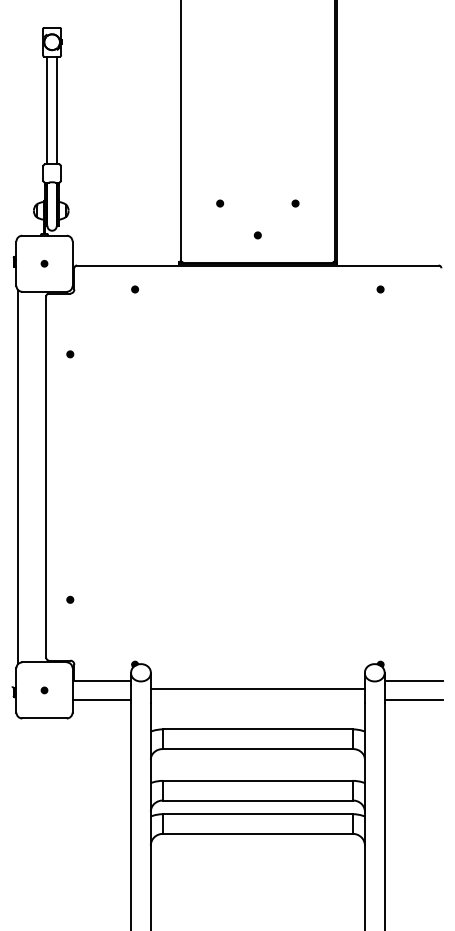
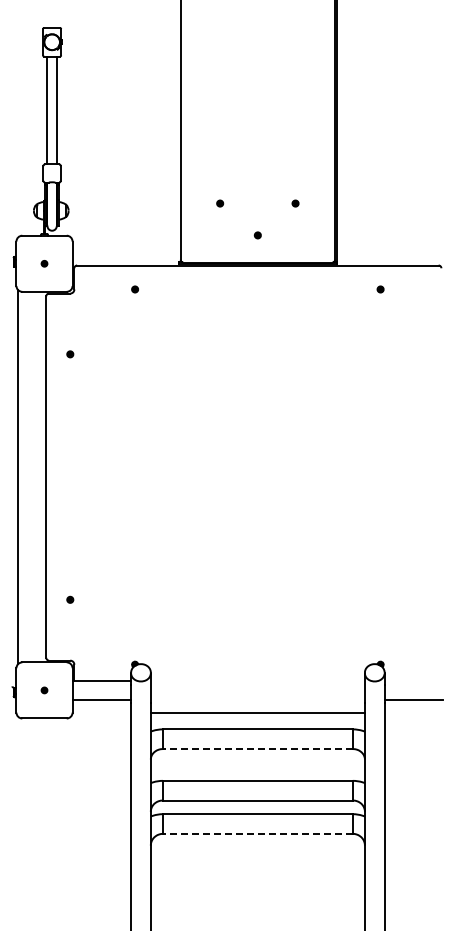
line: present -> none (413, 680)
line position: (257, 688) -> (257, 712) (257, 712)
line: solid -> dashed (257, 749)
line: solid -> dashed (257, 833)
